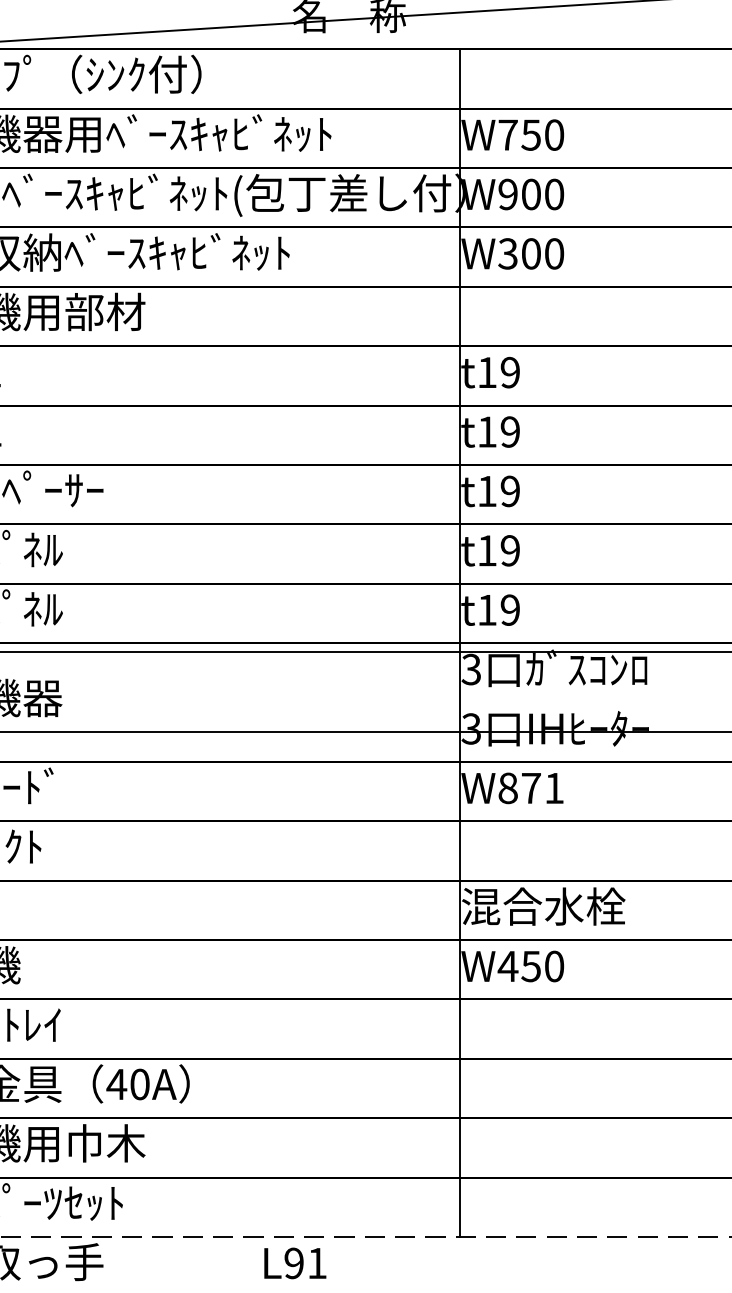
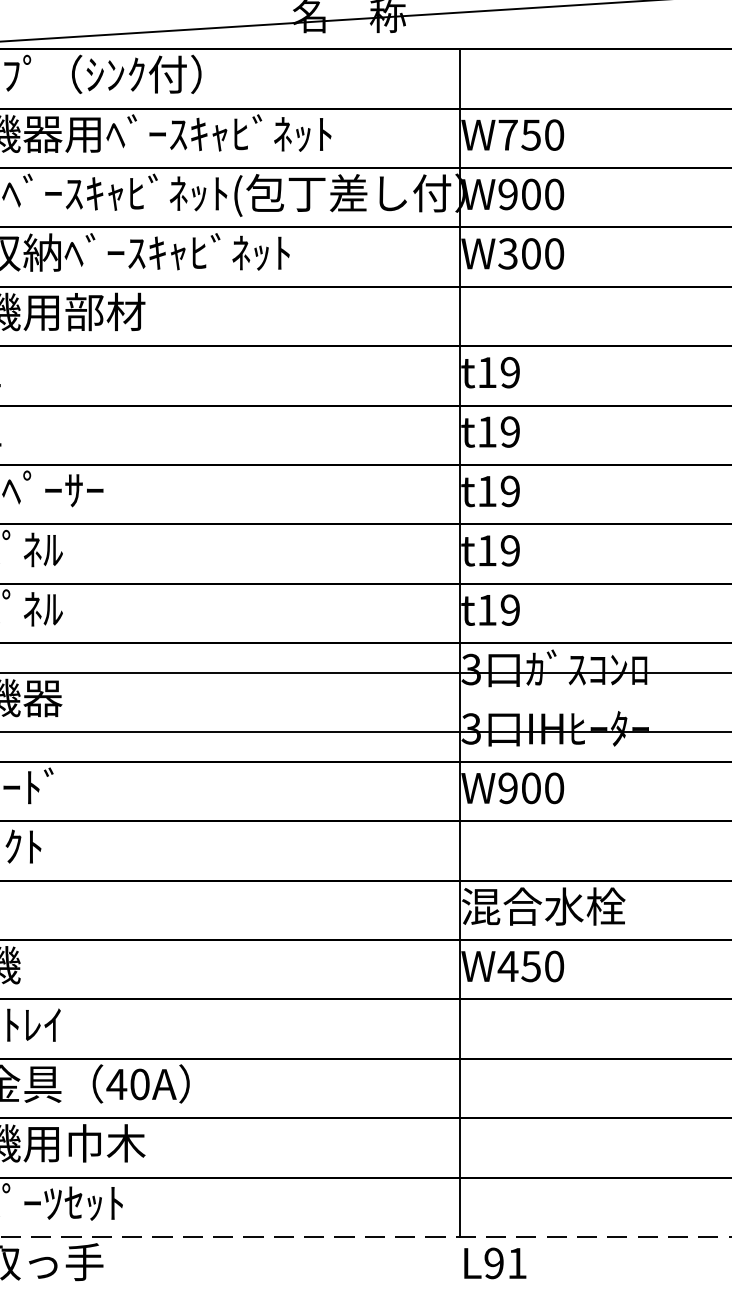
line position: (365, 651) -> (365, 672) (365, 672)
text: W871 -> W900 (531, 788)
text position: (295, 1263) -> (495, 1263) (495, 1263)
